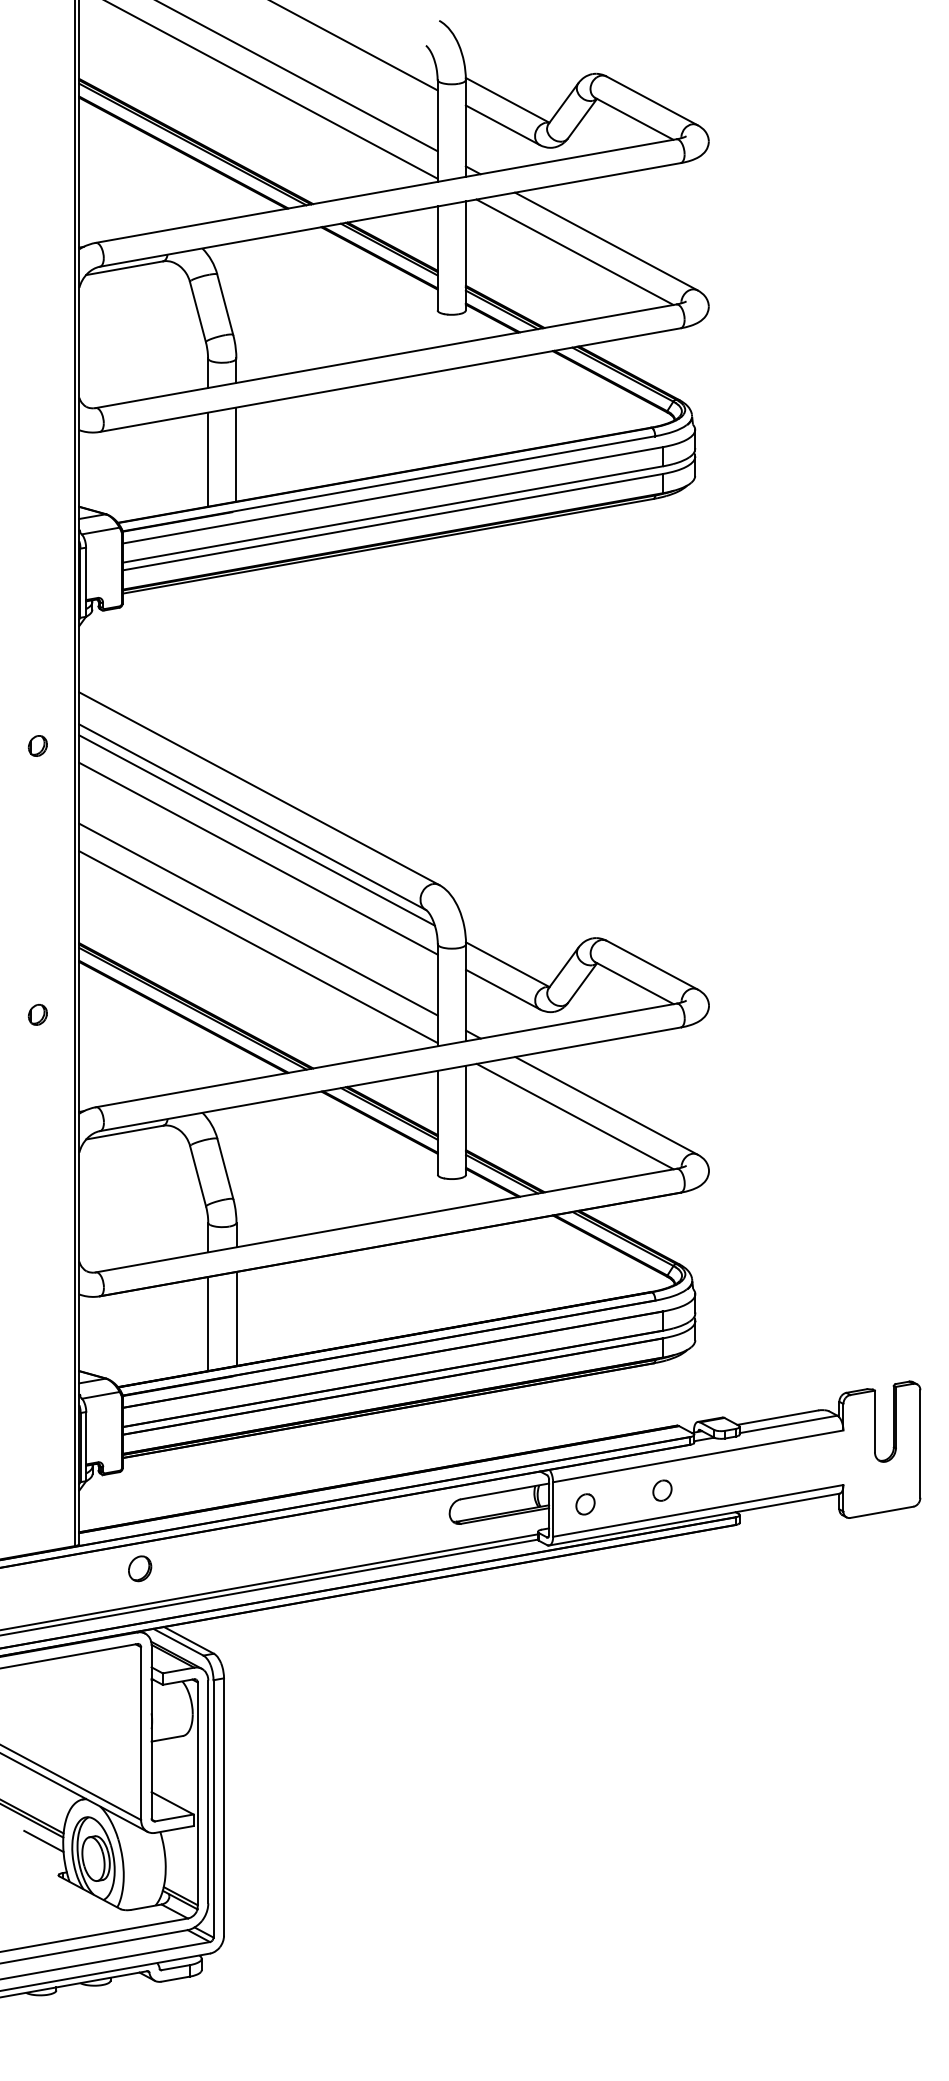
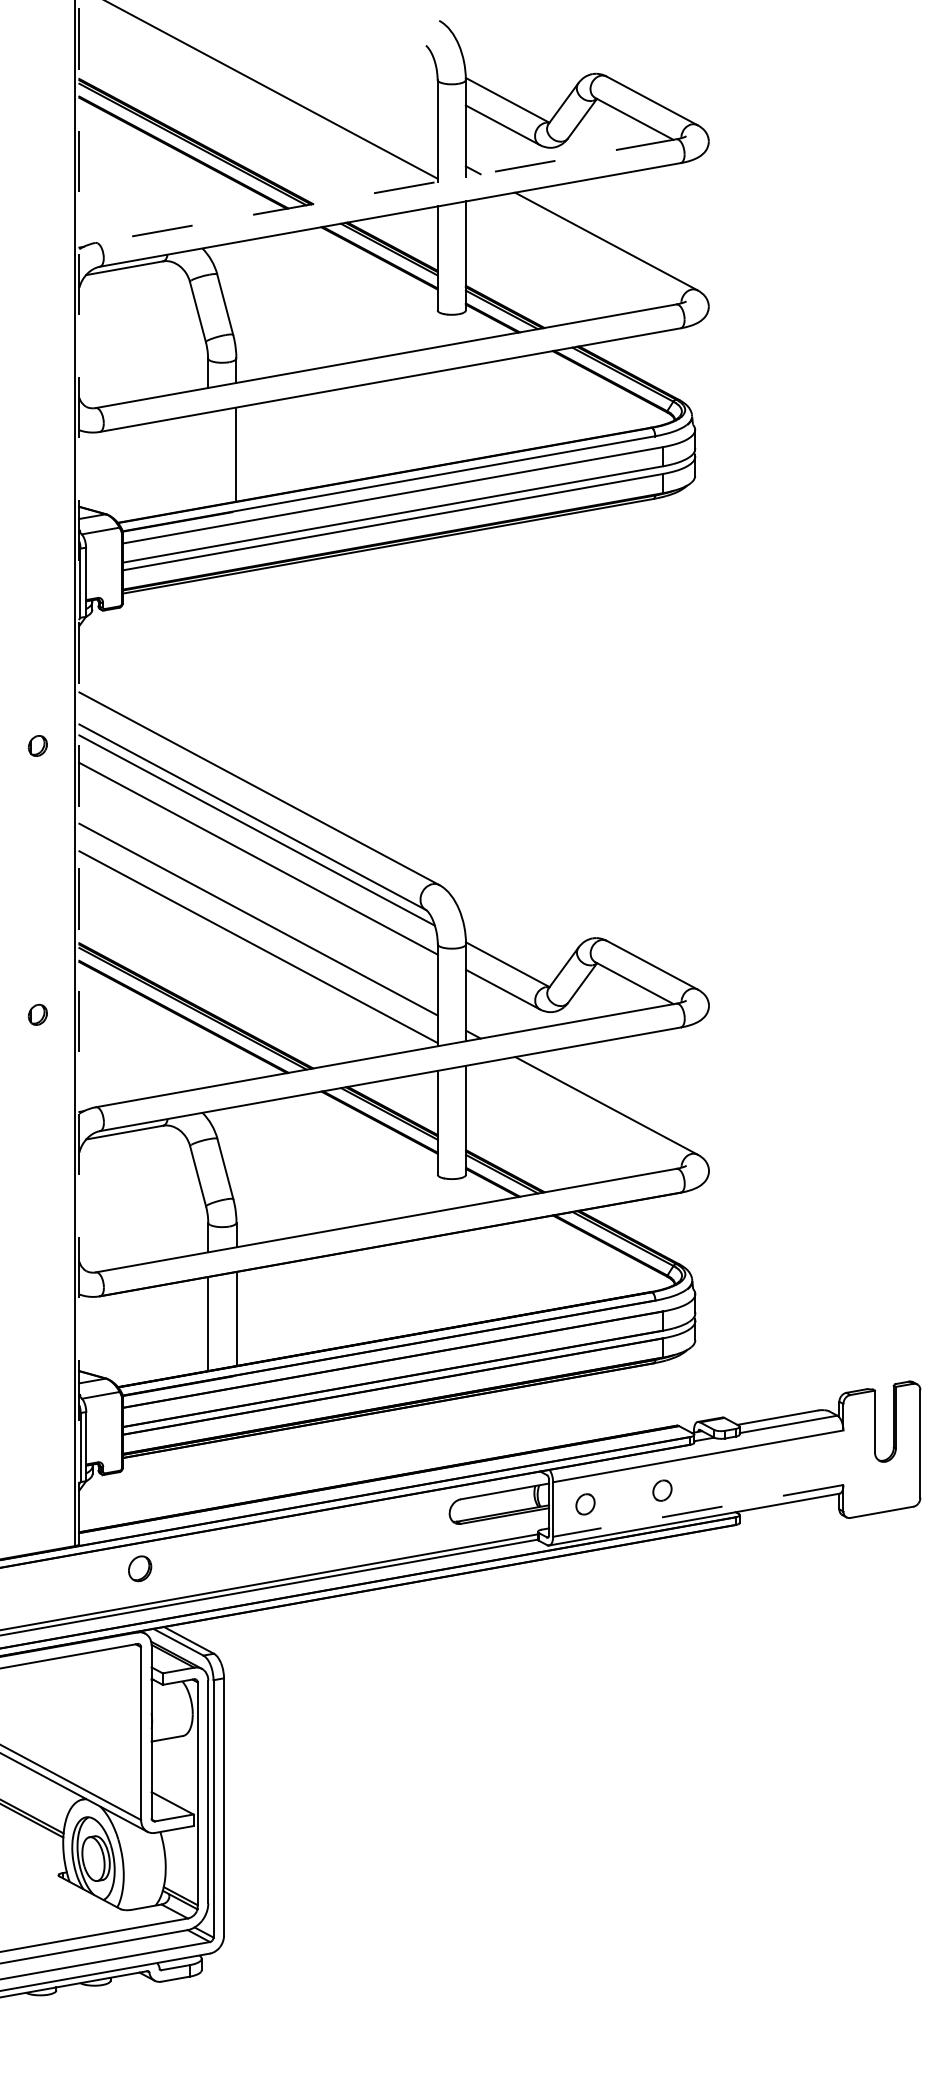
line: present -> none (354, 46)
line: present -> none (297, 76)
line: solid -> dashed (386, 191)
line: present -> none (574, 251)
line: present -> none (208, 459)
line: solid -> dashed (79, 772)
line: present -> none (574, 1116)
line: solid -> dashed (697, 1511)
line: present -> none (43, 1840)
